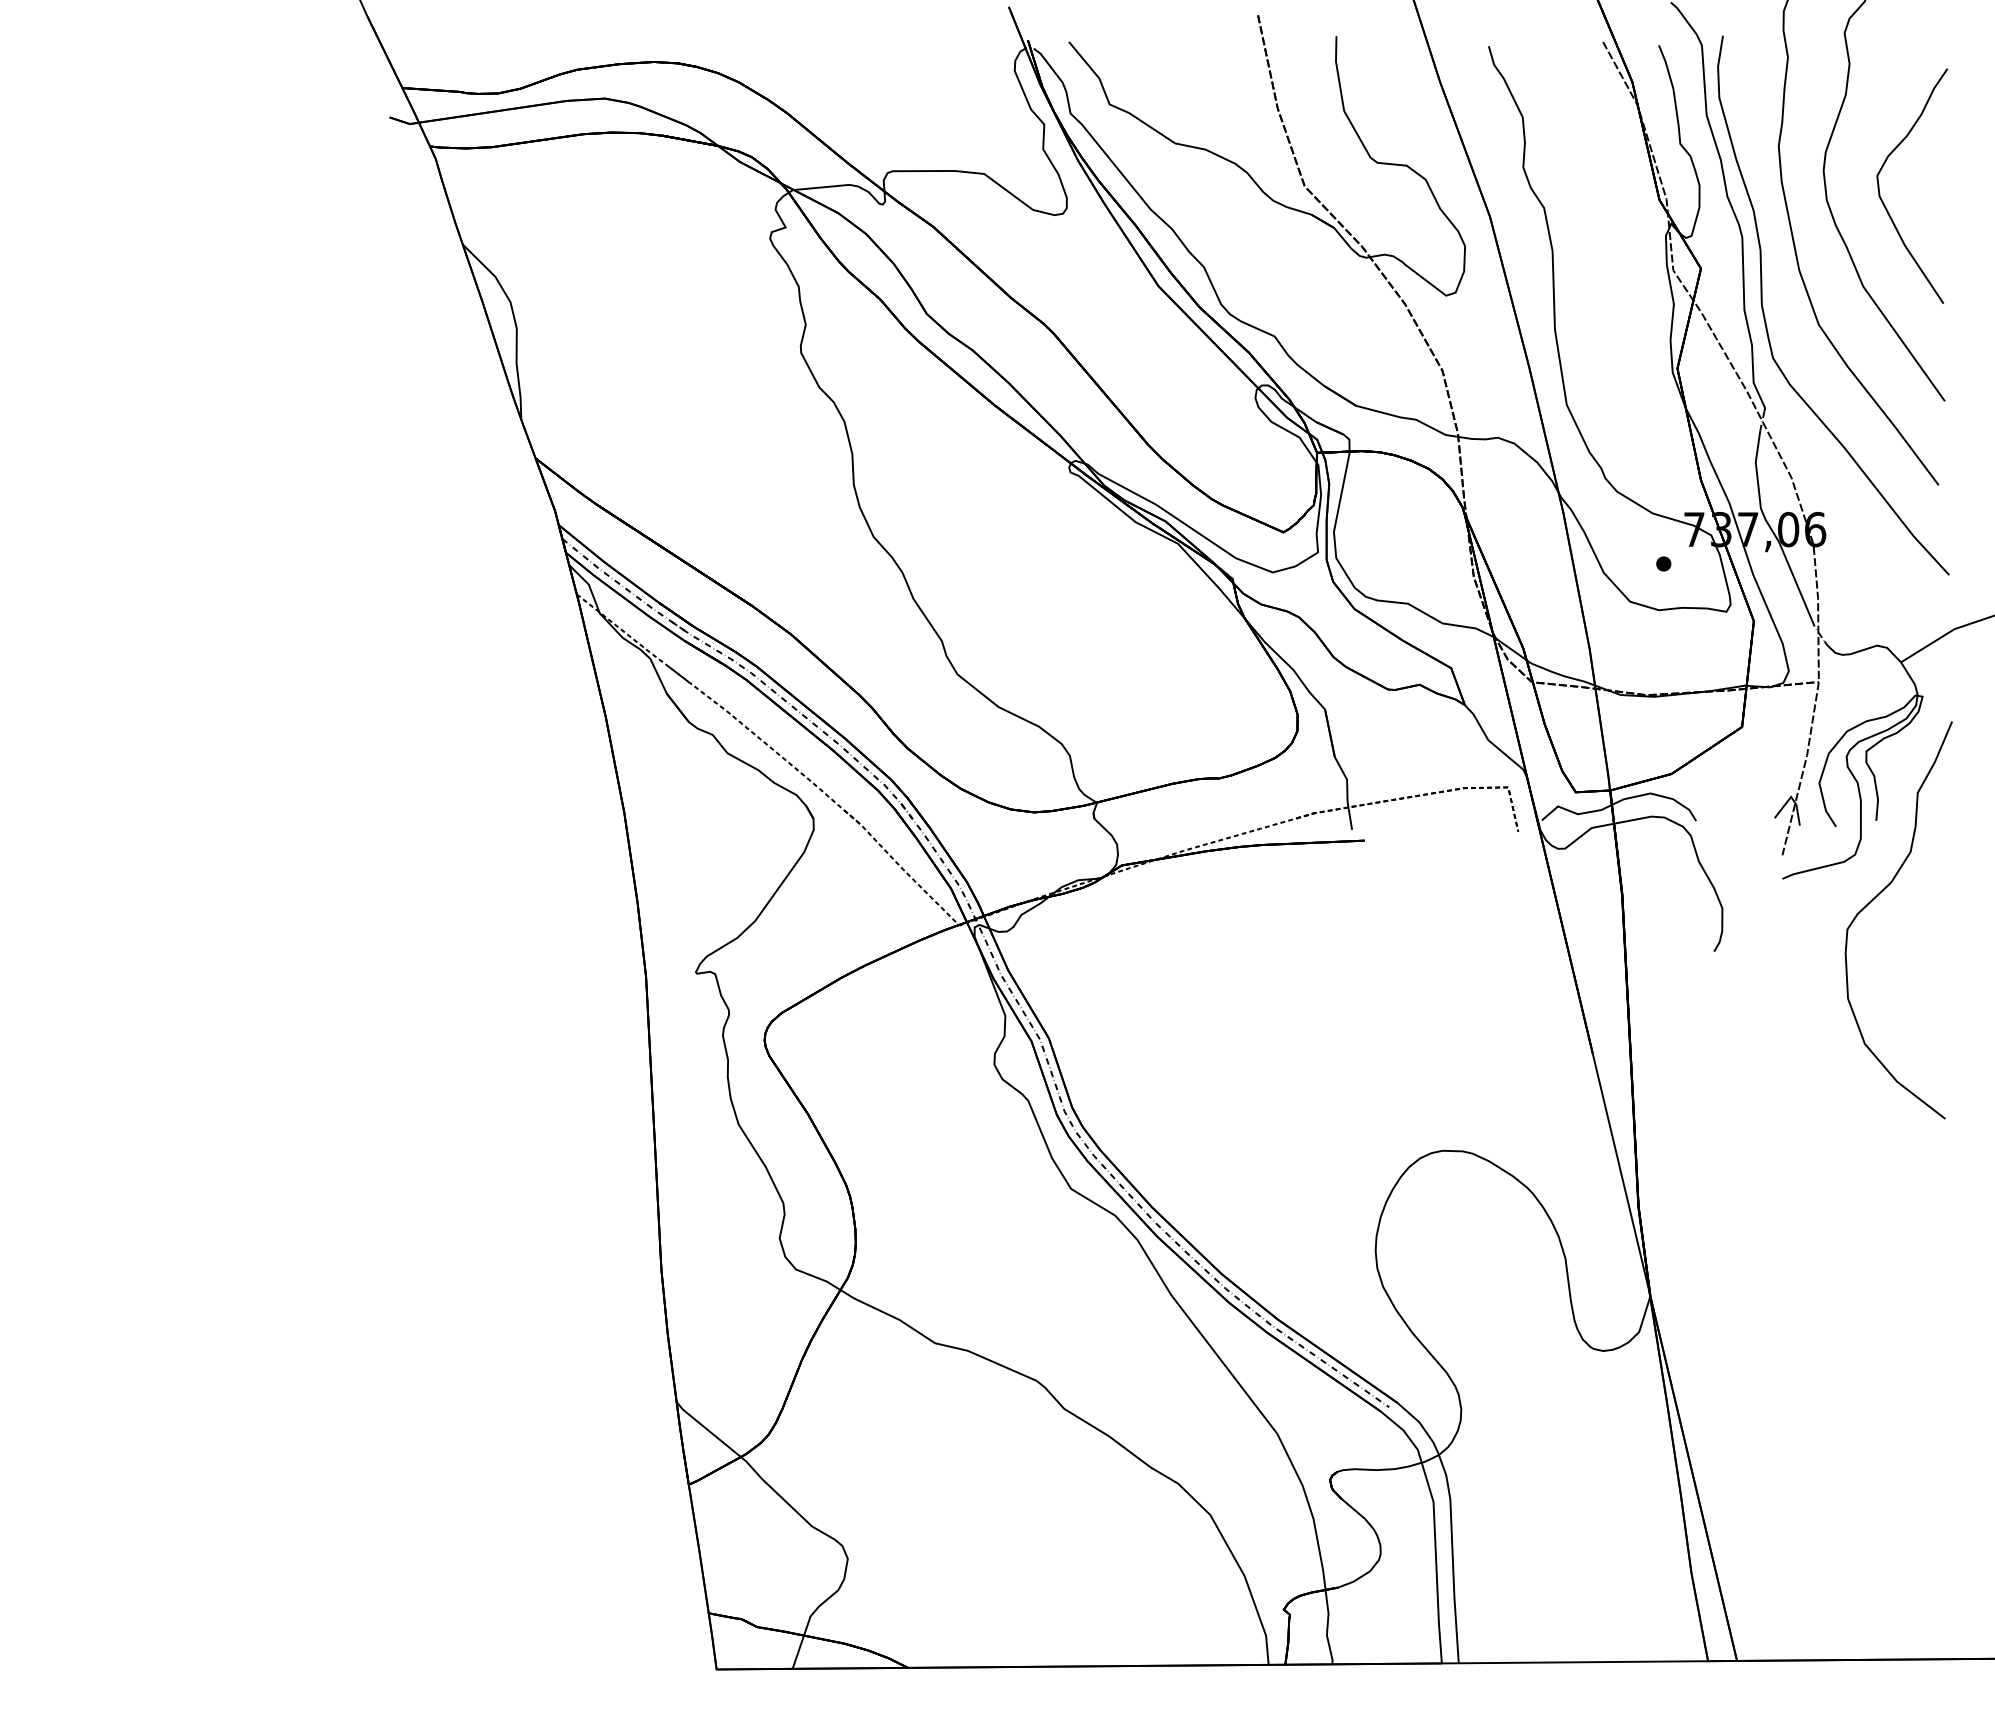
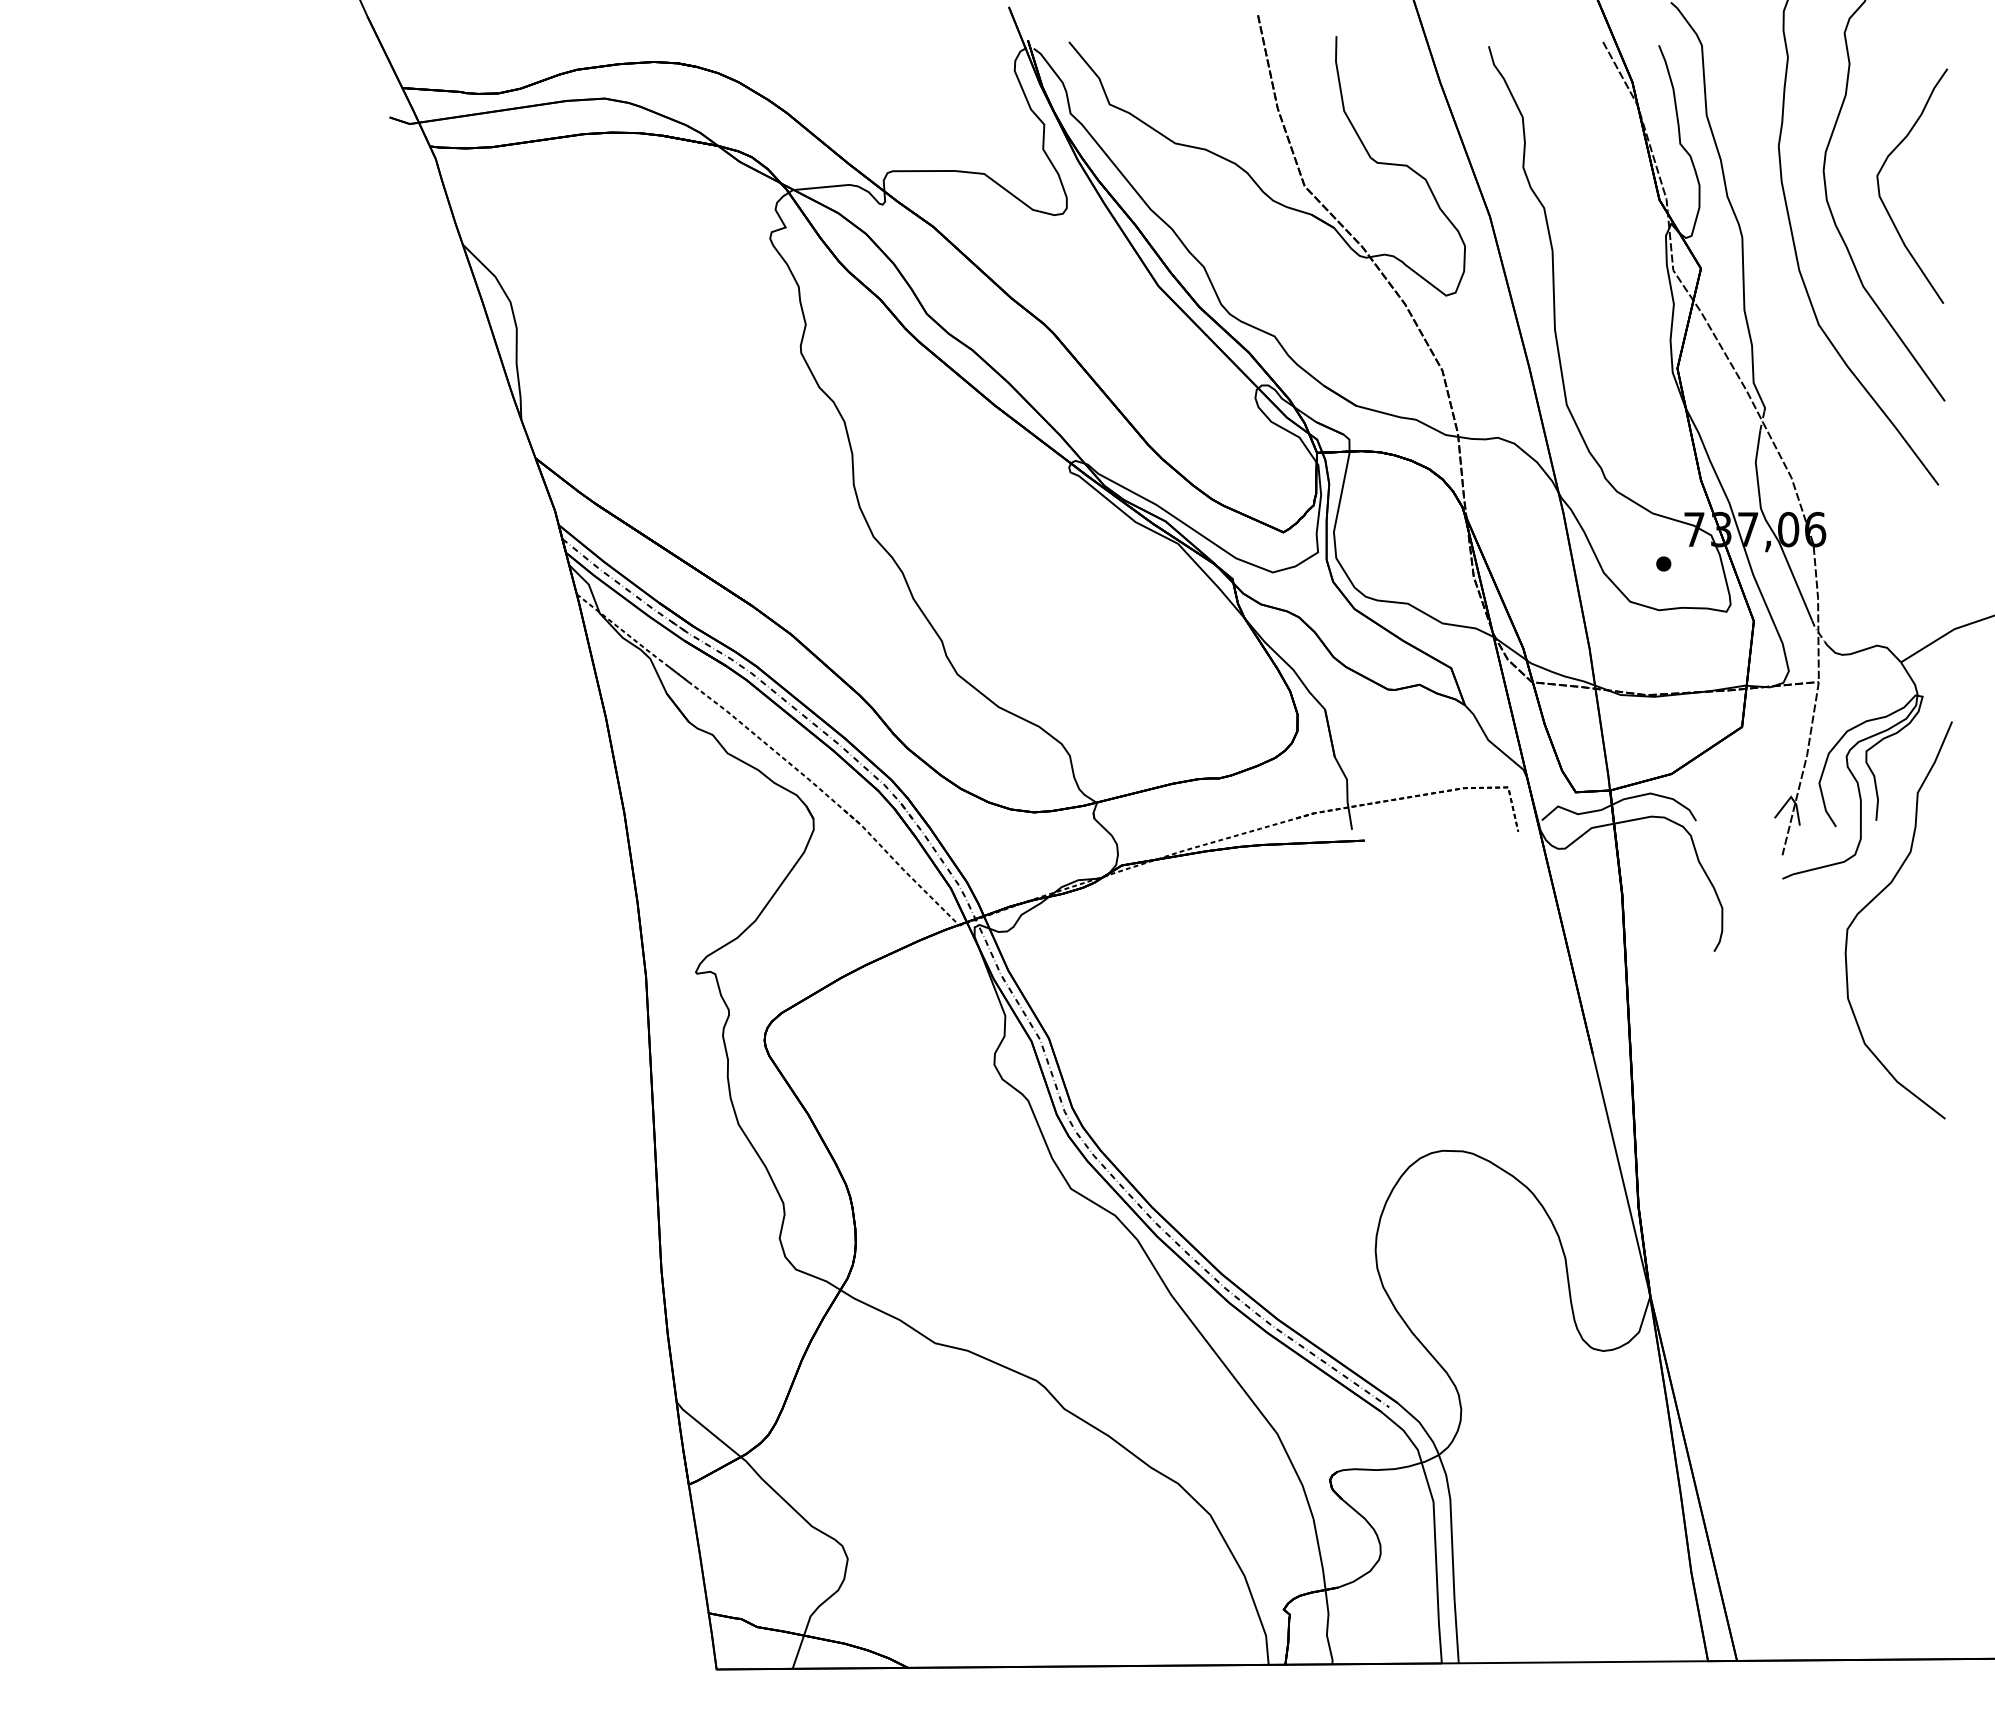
curve: present -> none (1765, 316)
